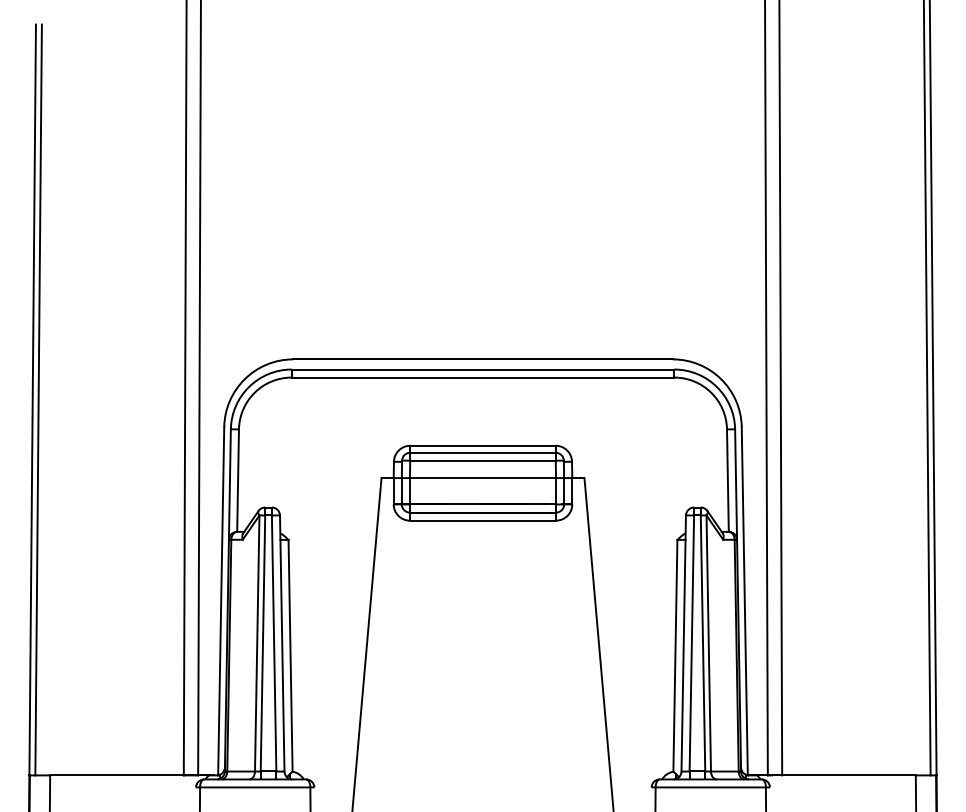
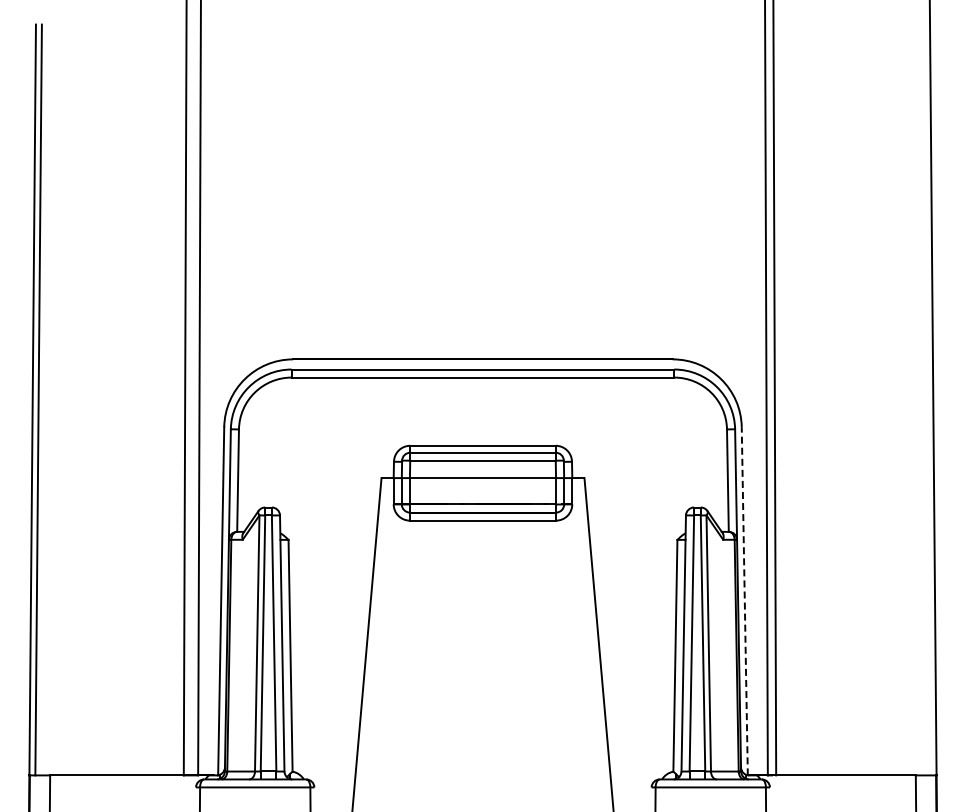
line position: (780, 388) -> (774, 388) (774, 388)
line: present -> none (926, 388)
line: solid -> dashed (744, 600)
